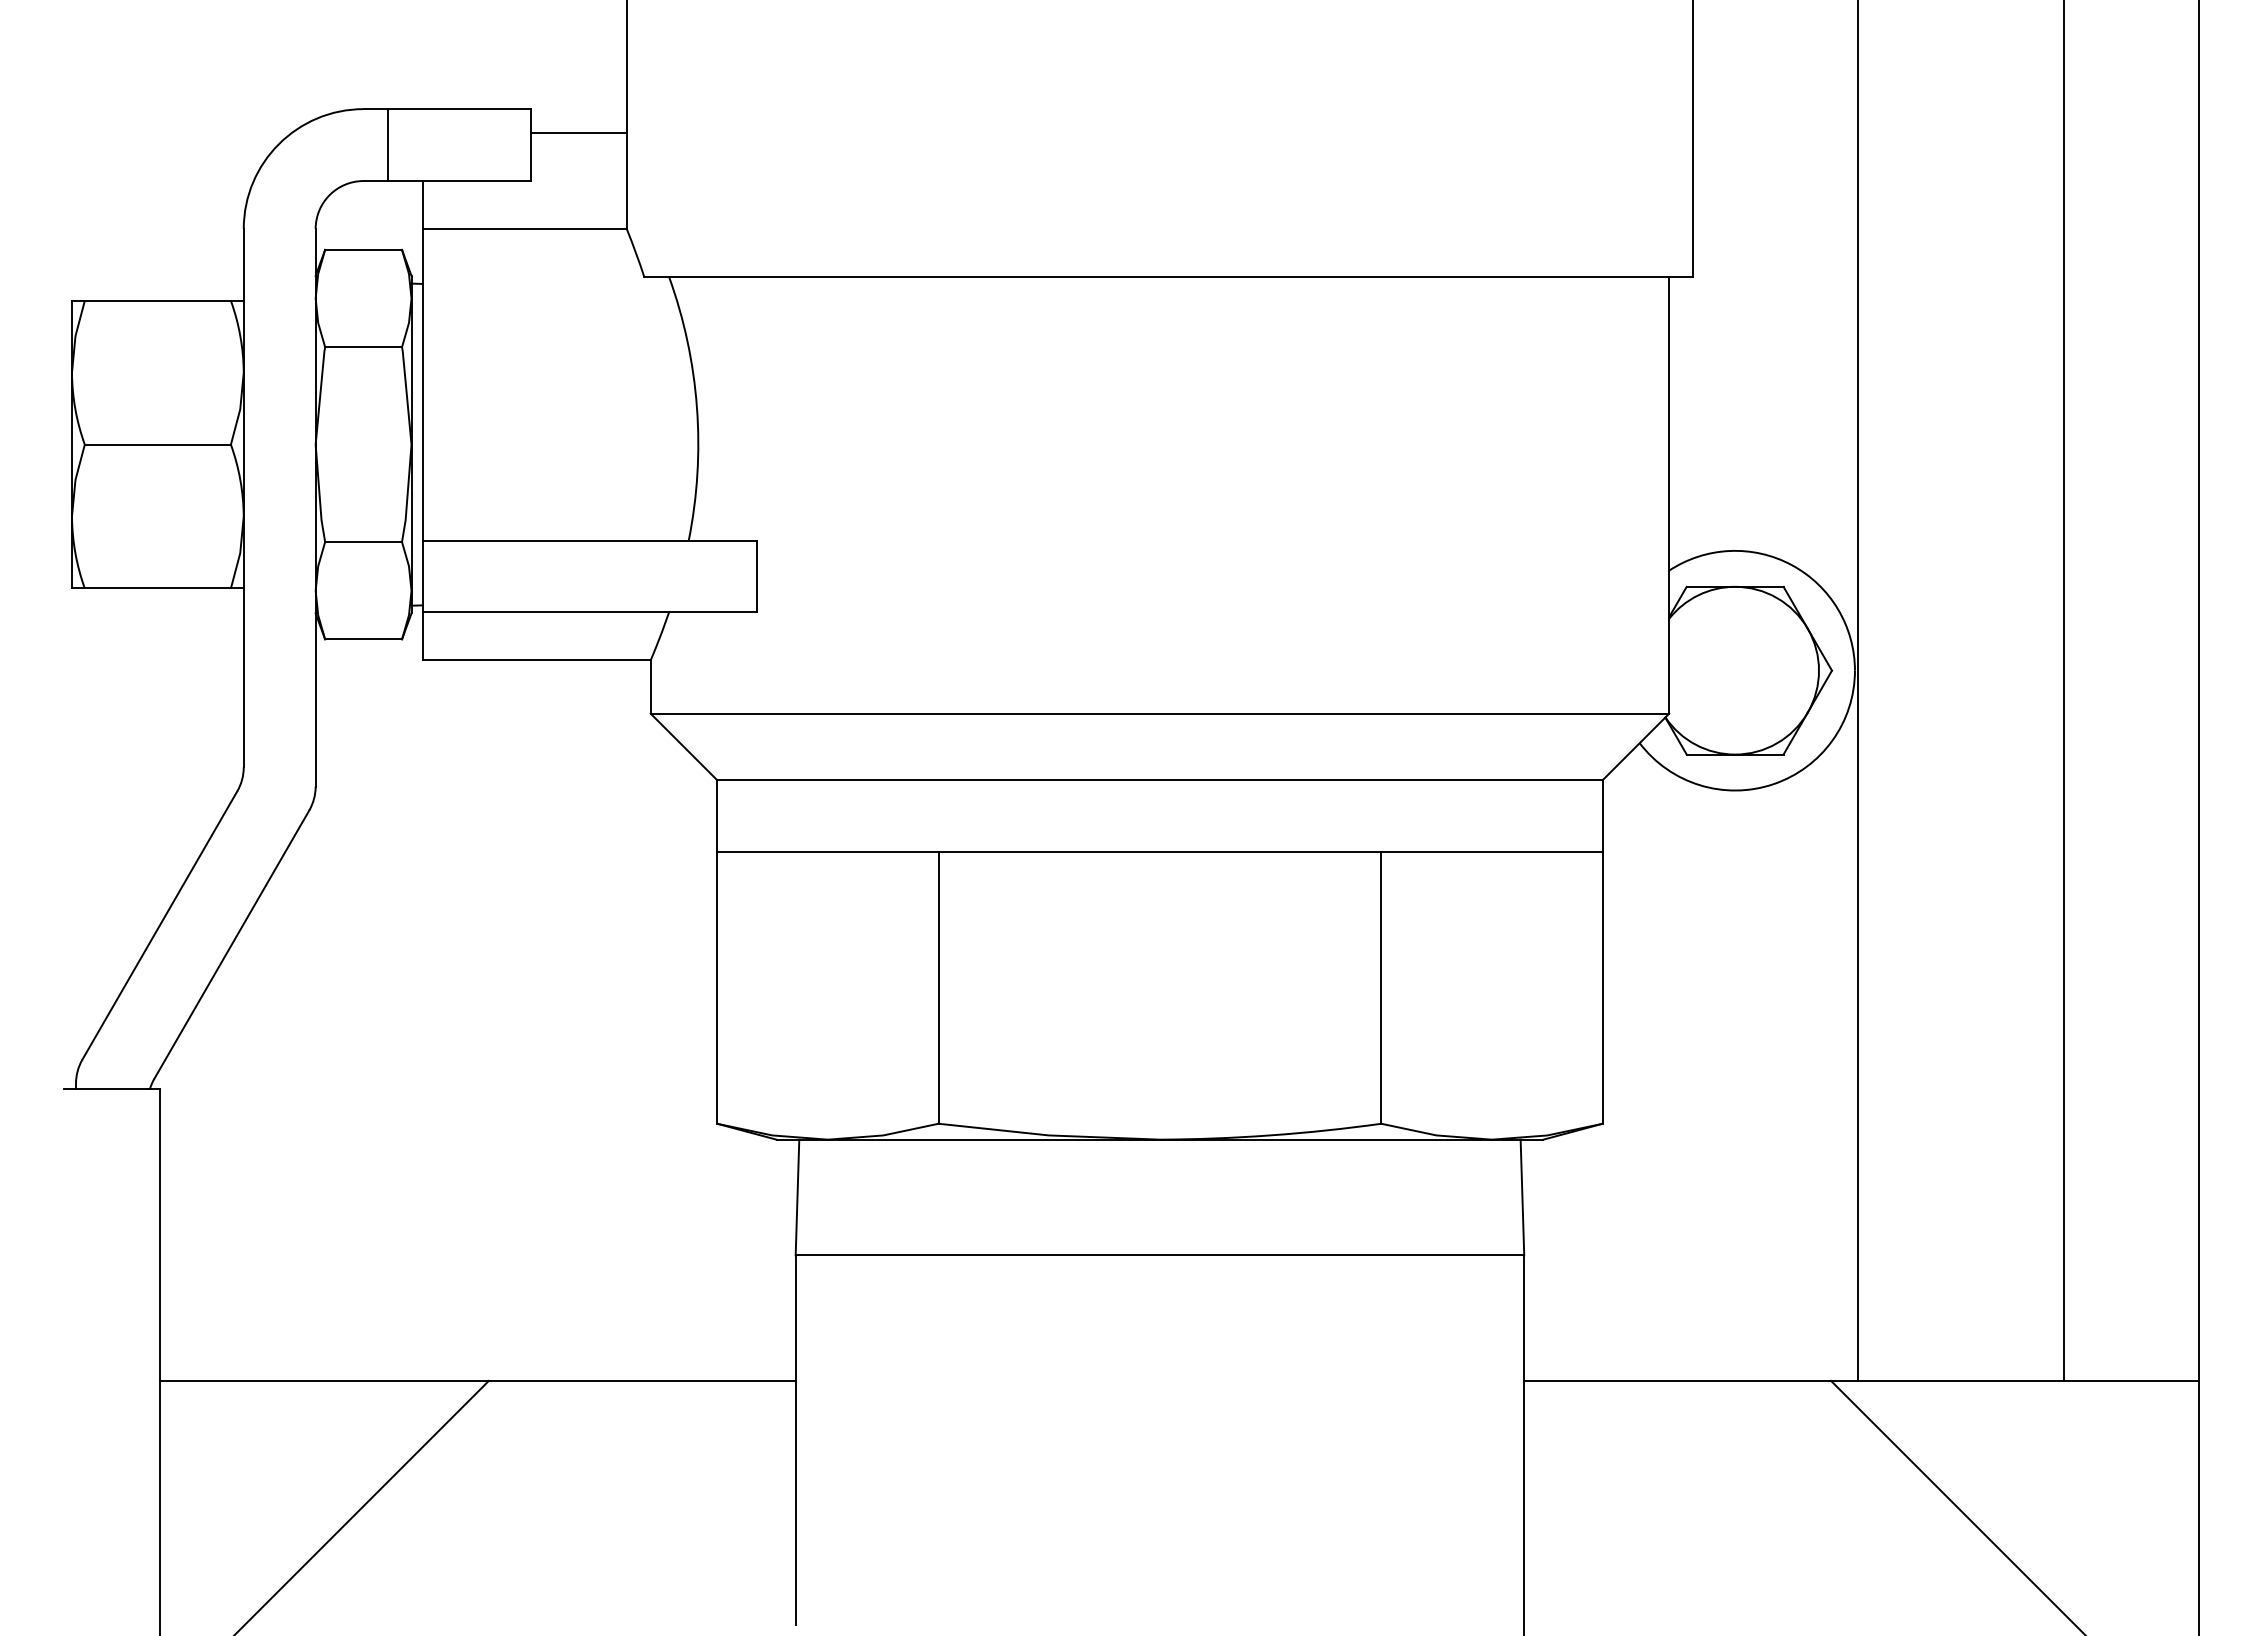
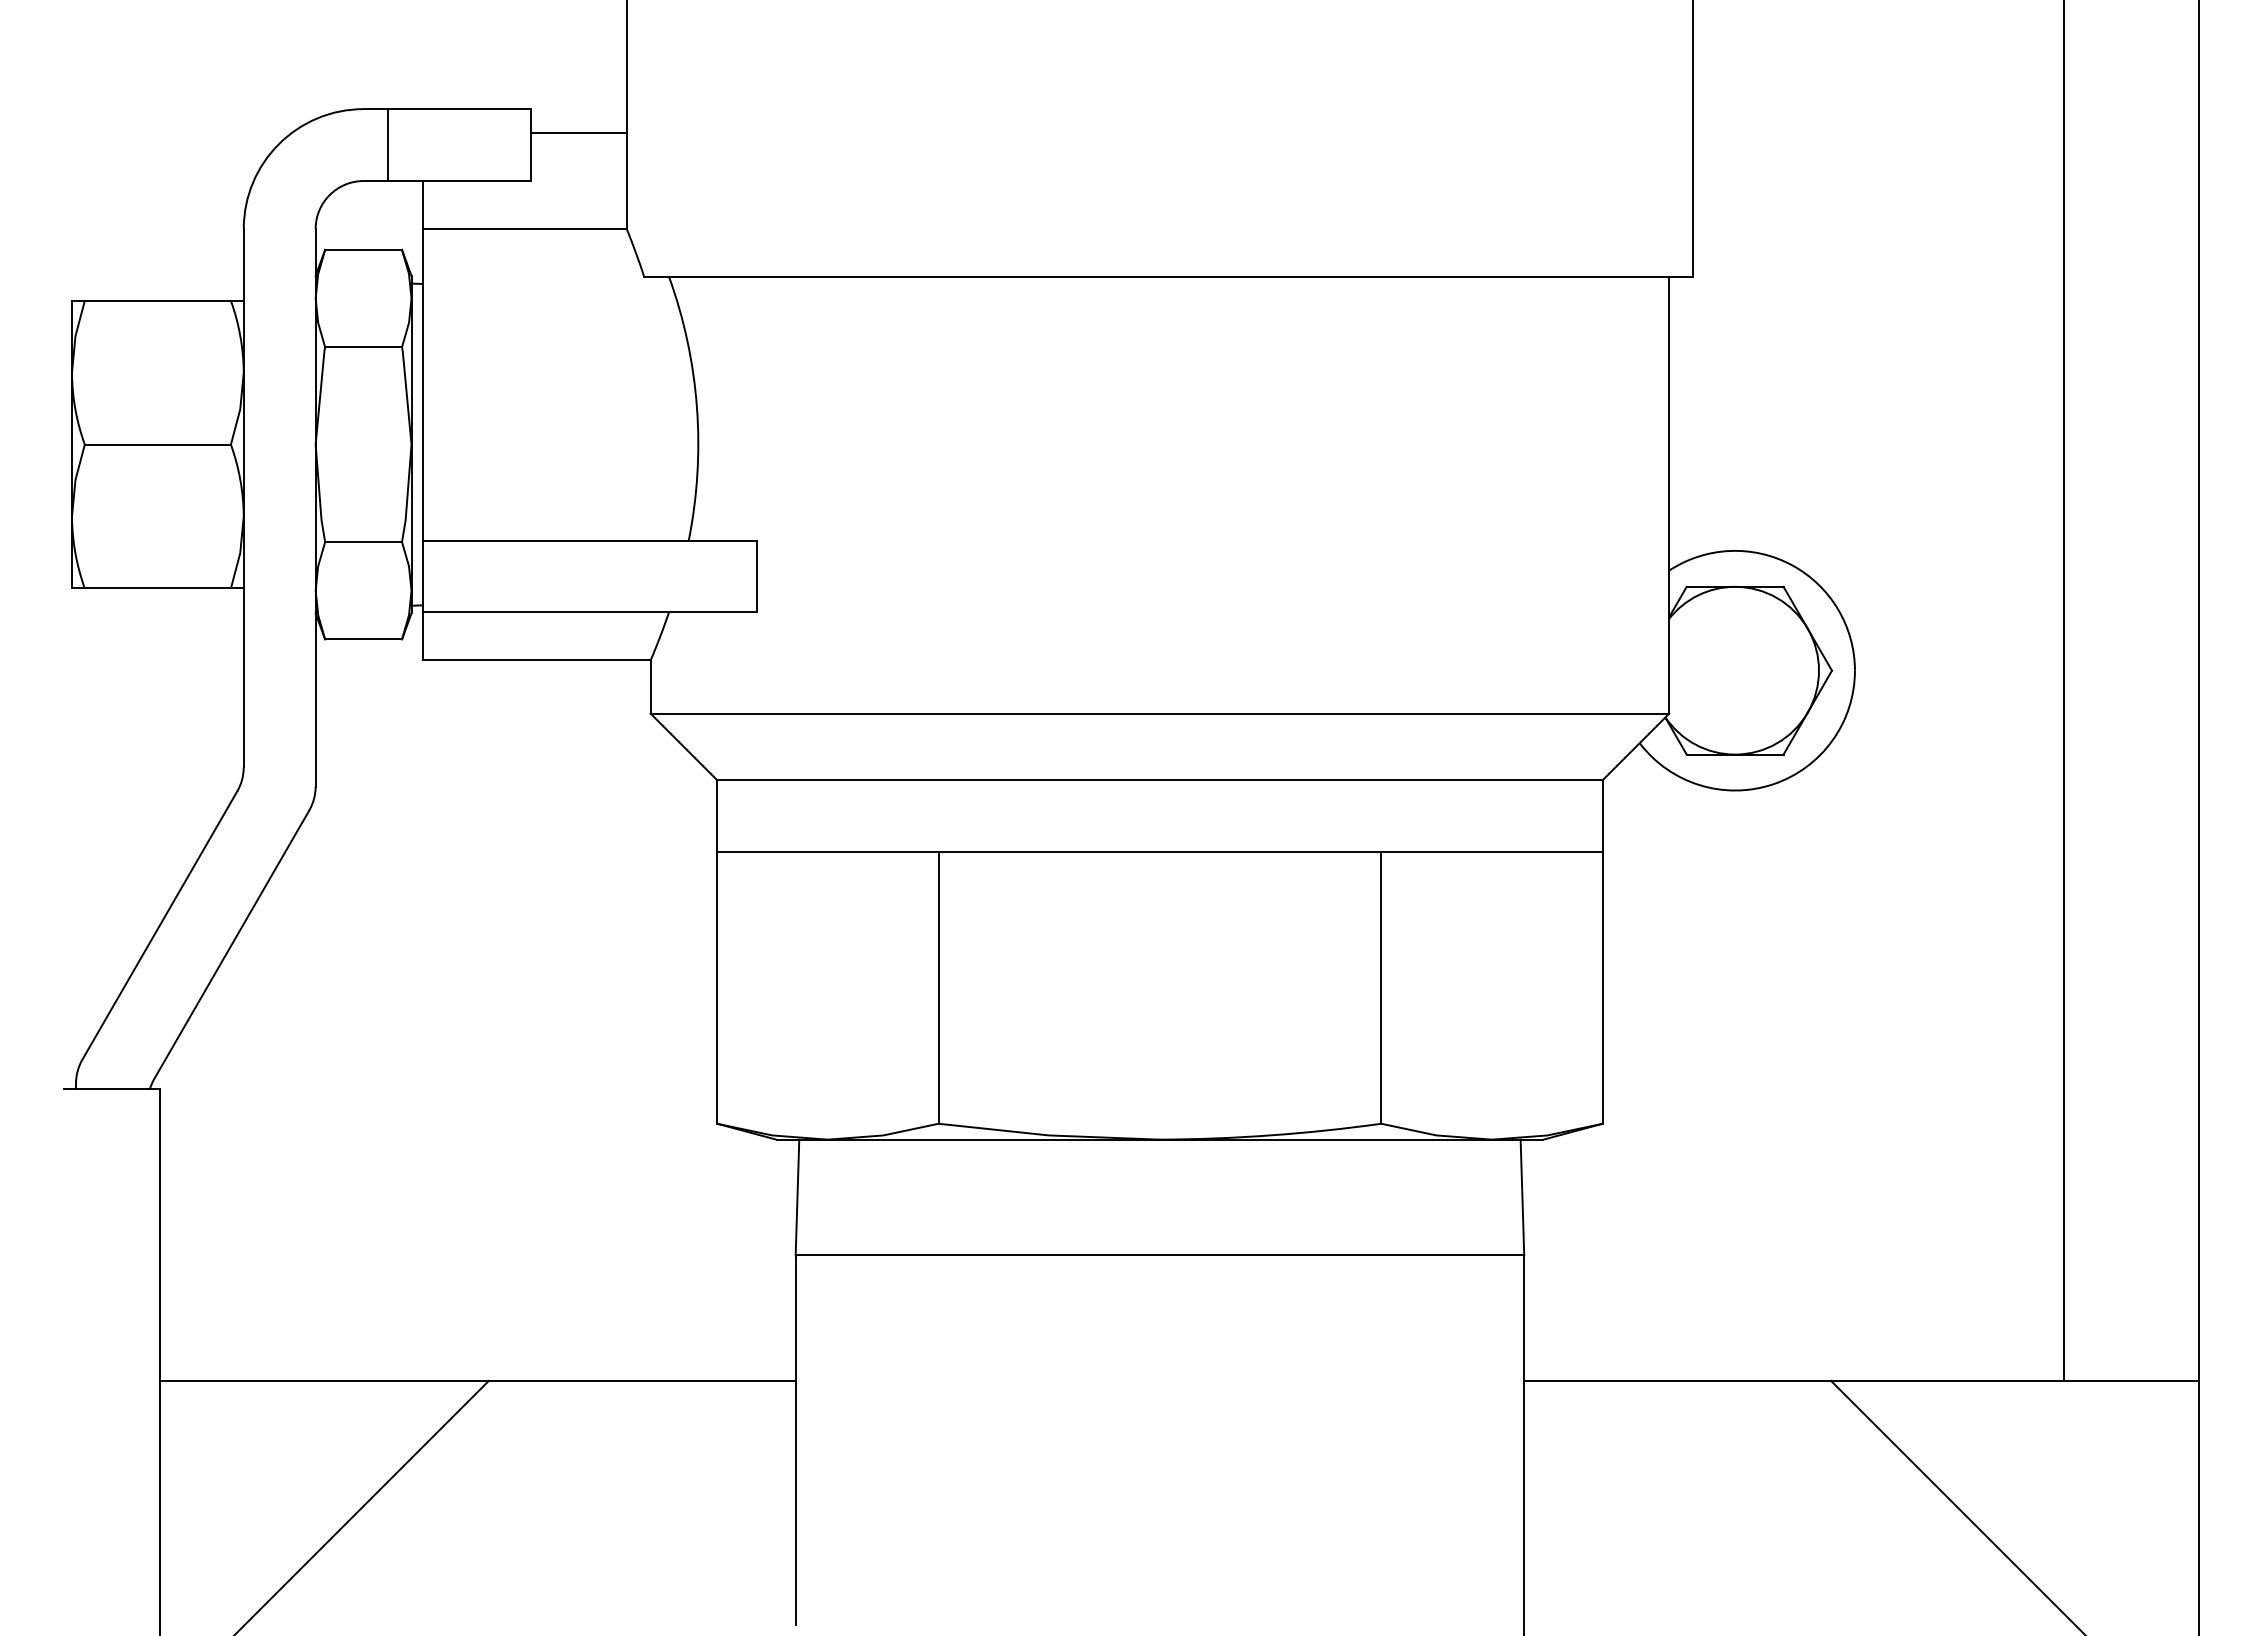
line: present -> none (1858, 691)
